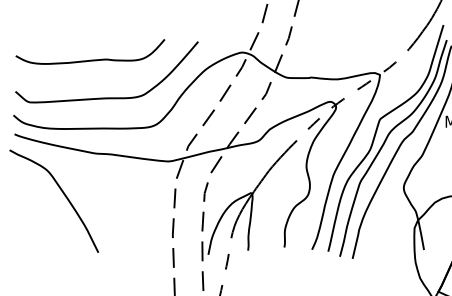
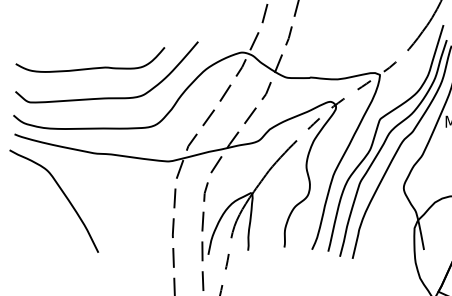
curve position: (90, 59) -> (90, 67) (90, 67)
